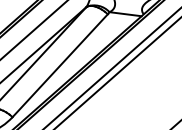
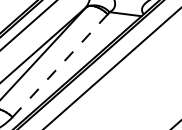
line position: (33, 29) -> (28, 25) (28, 25)
line: solid -> dashed (59, 66)
line: present -> none (117, 73)
